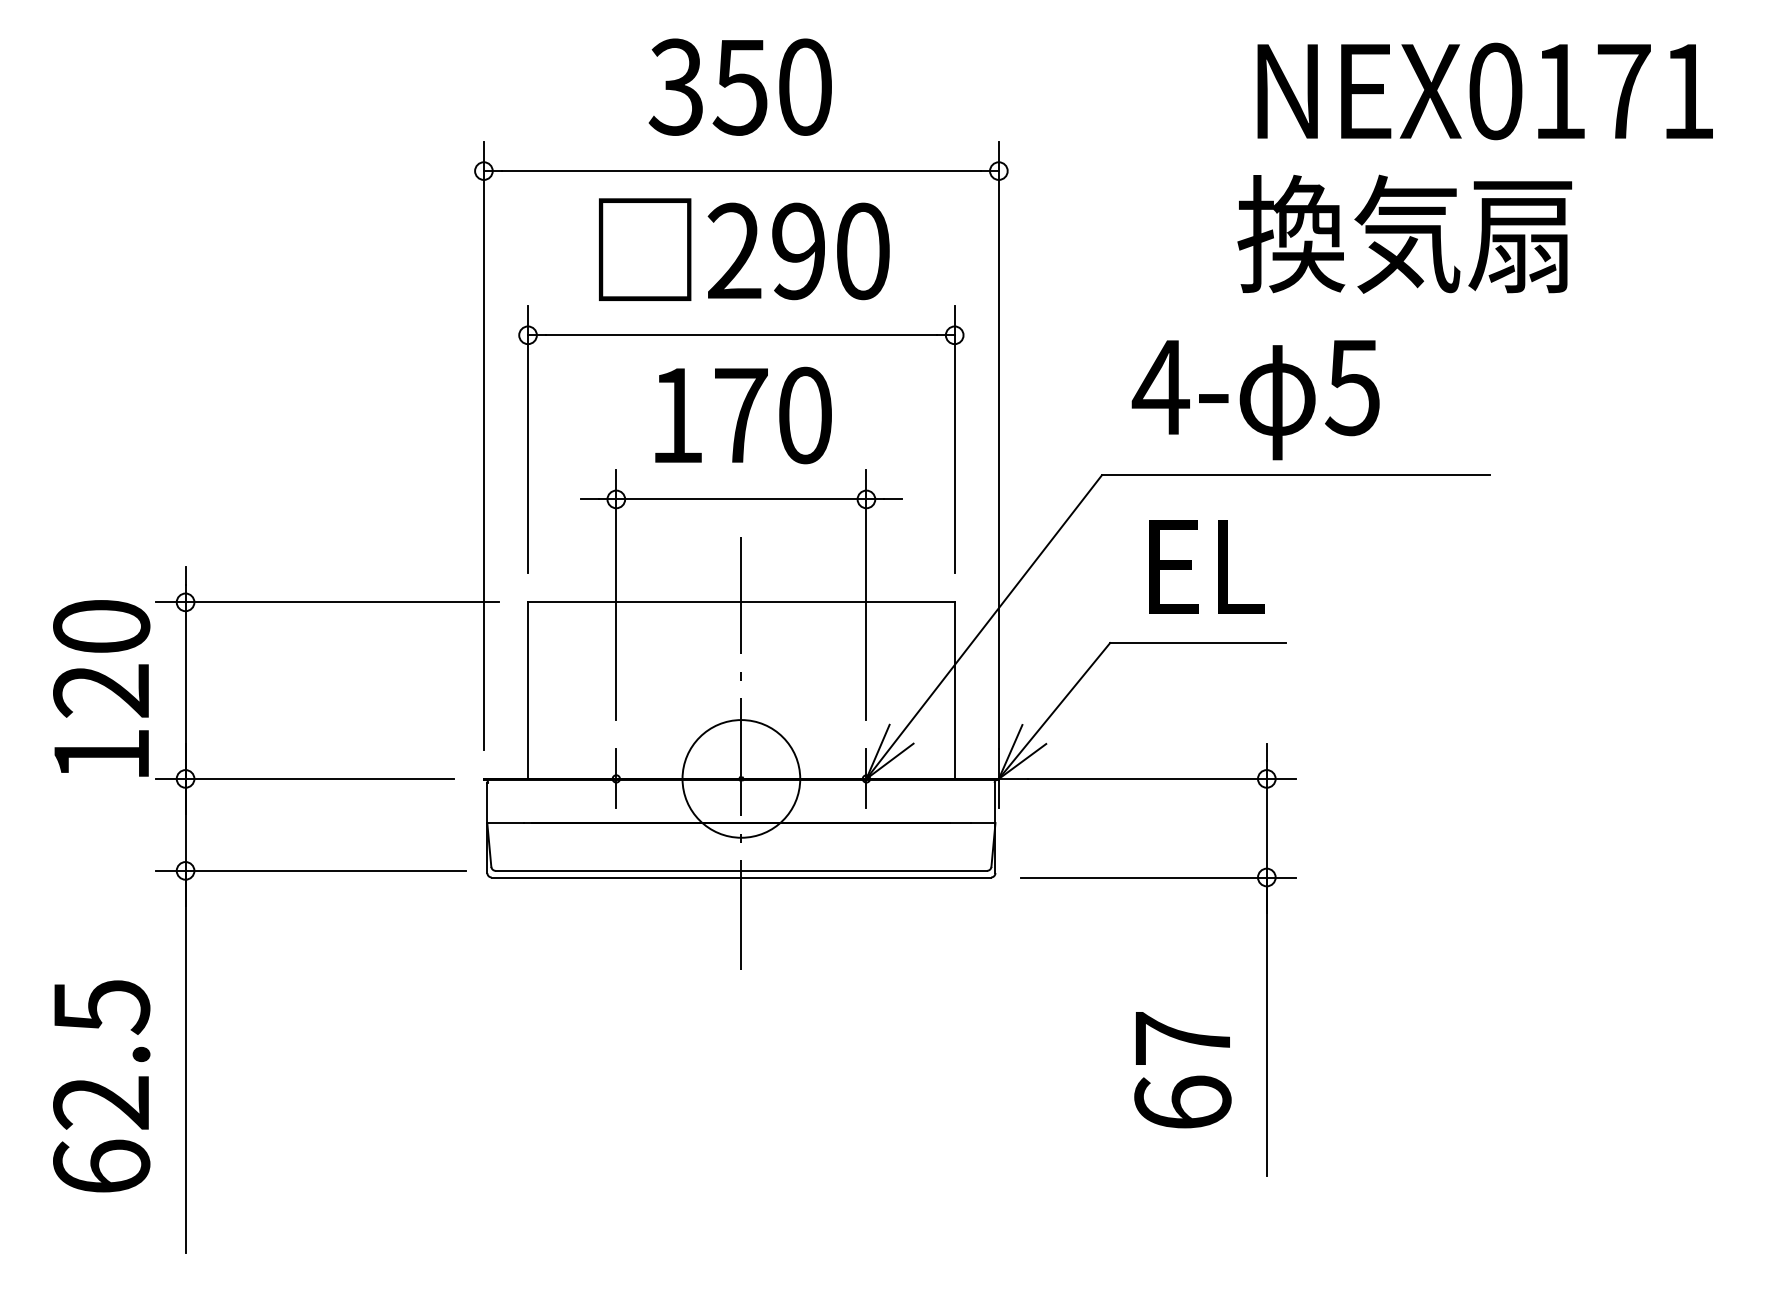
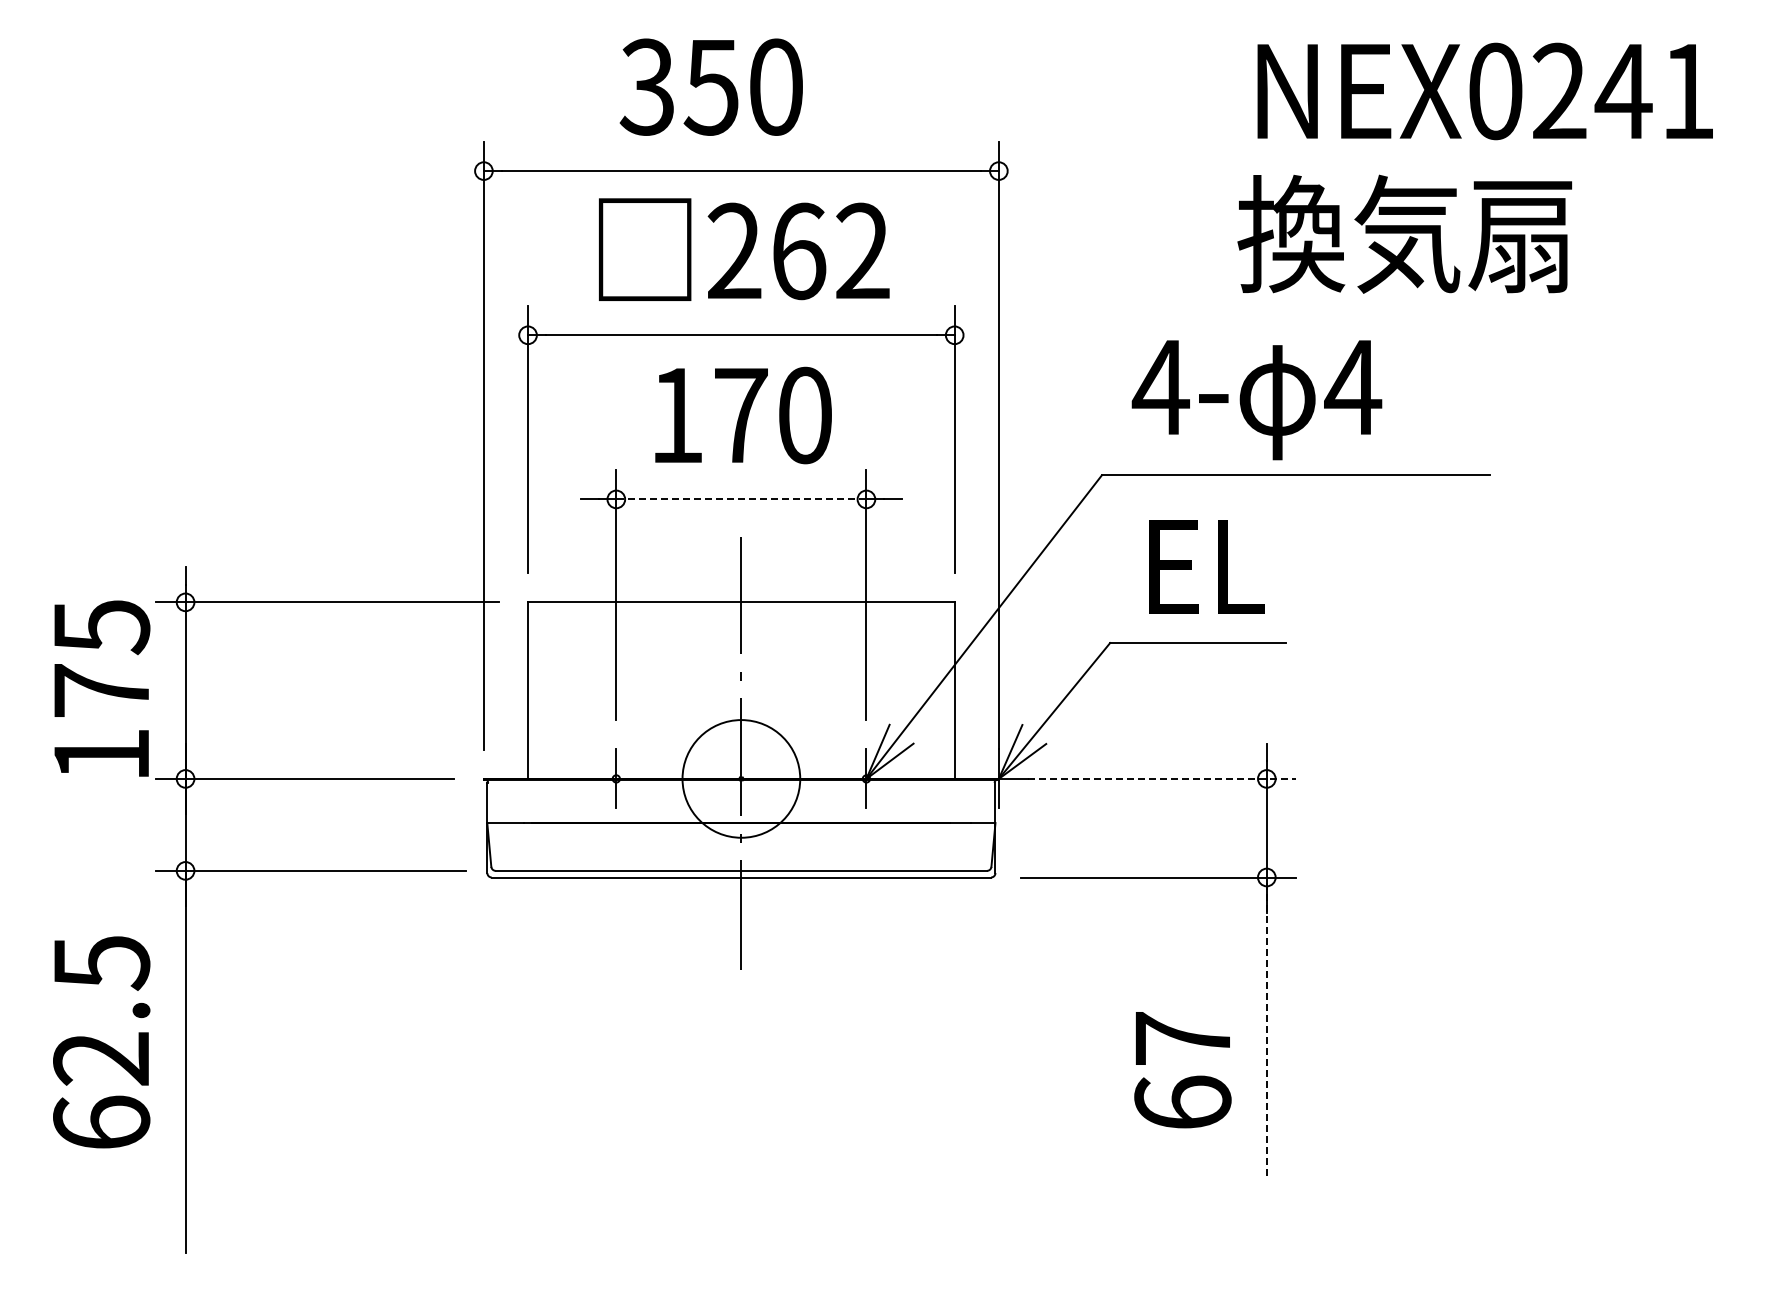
text position: (739, 86) -> (710, 86) (710, 86)
text: NEX0171 -> NEX0241 (1592, 90)
text: 290 -> 262 (830, 251)
text: 5 -> 4 (1353, 388)
line: solid -> dashed (740, 499)
text: 120 -> 175 (101, 658)
line: solid -> dashed (1162, 778)
line: solid -> dashed (1266, 1026)
text position: (101, 1086) -> (101, 1042) (101, 1042)
